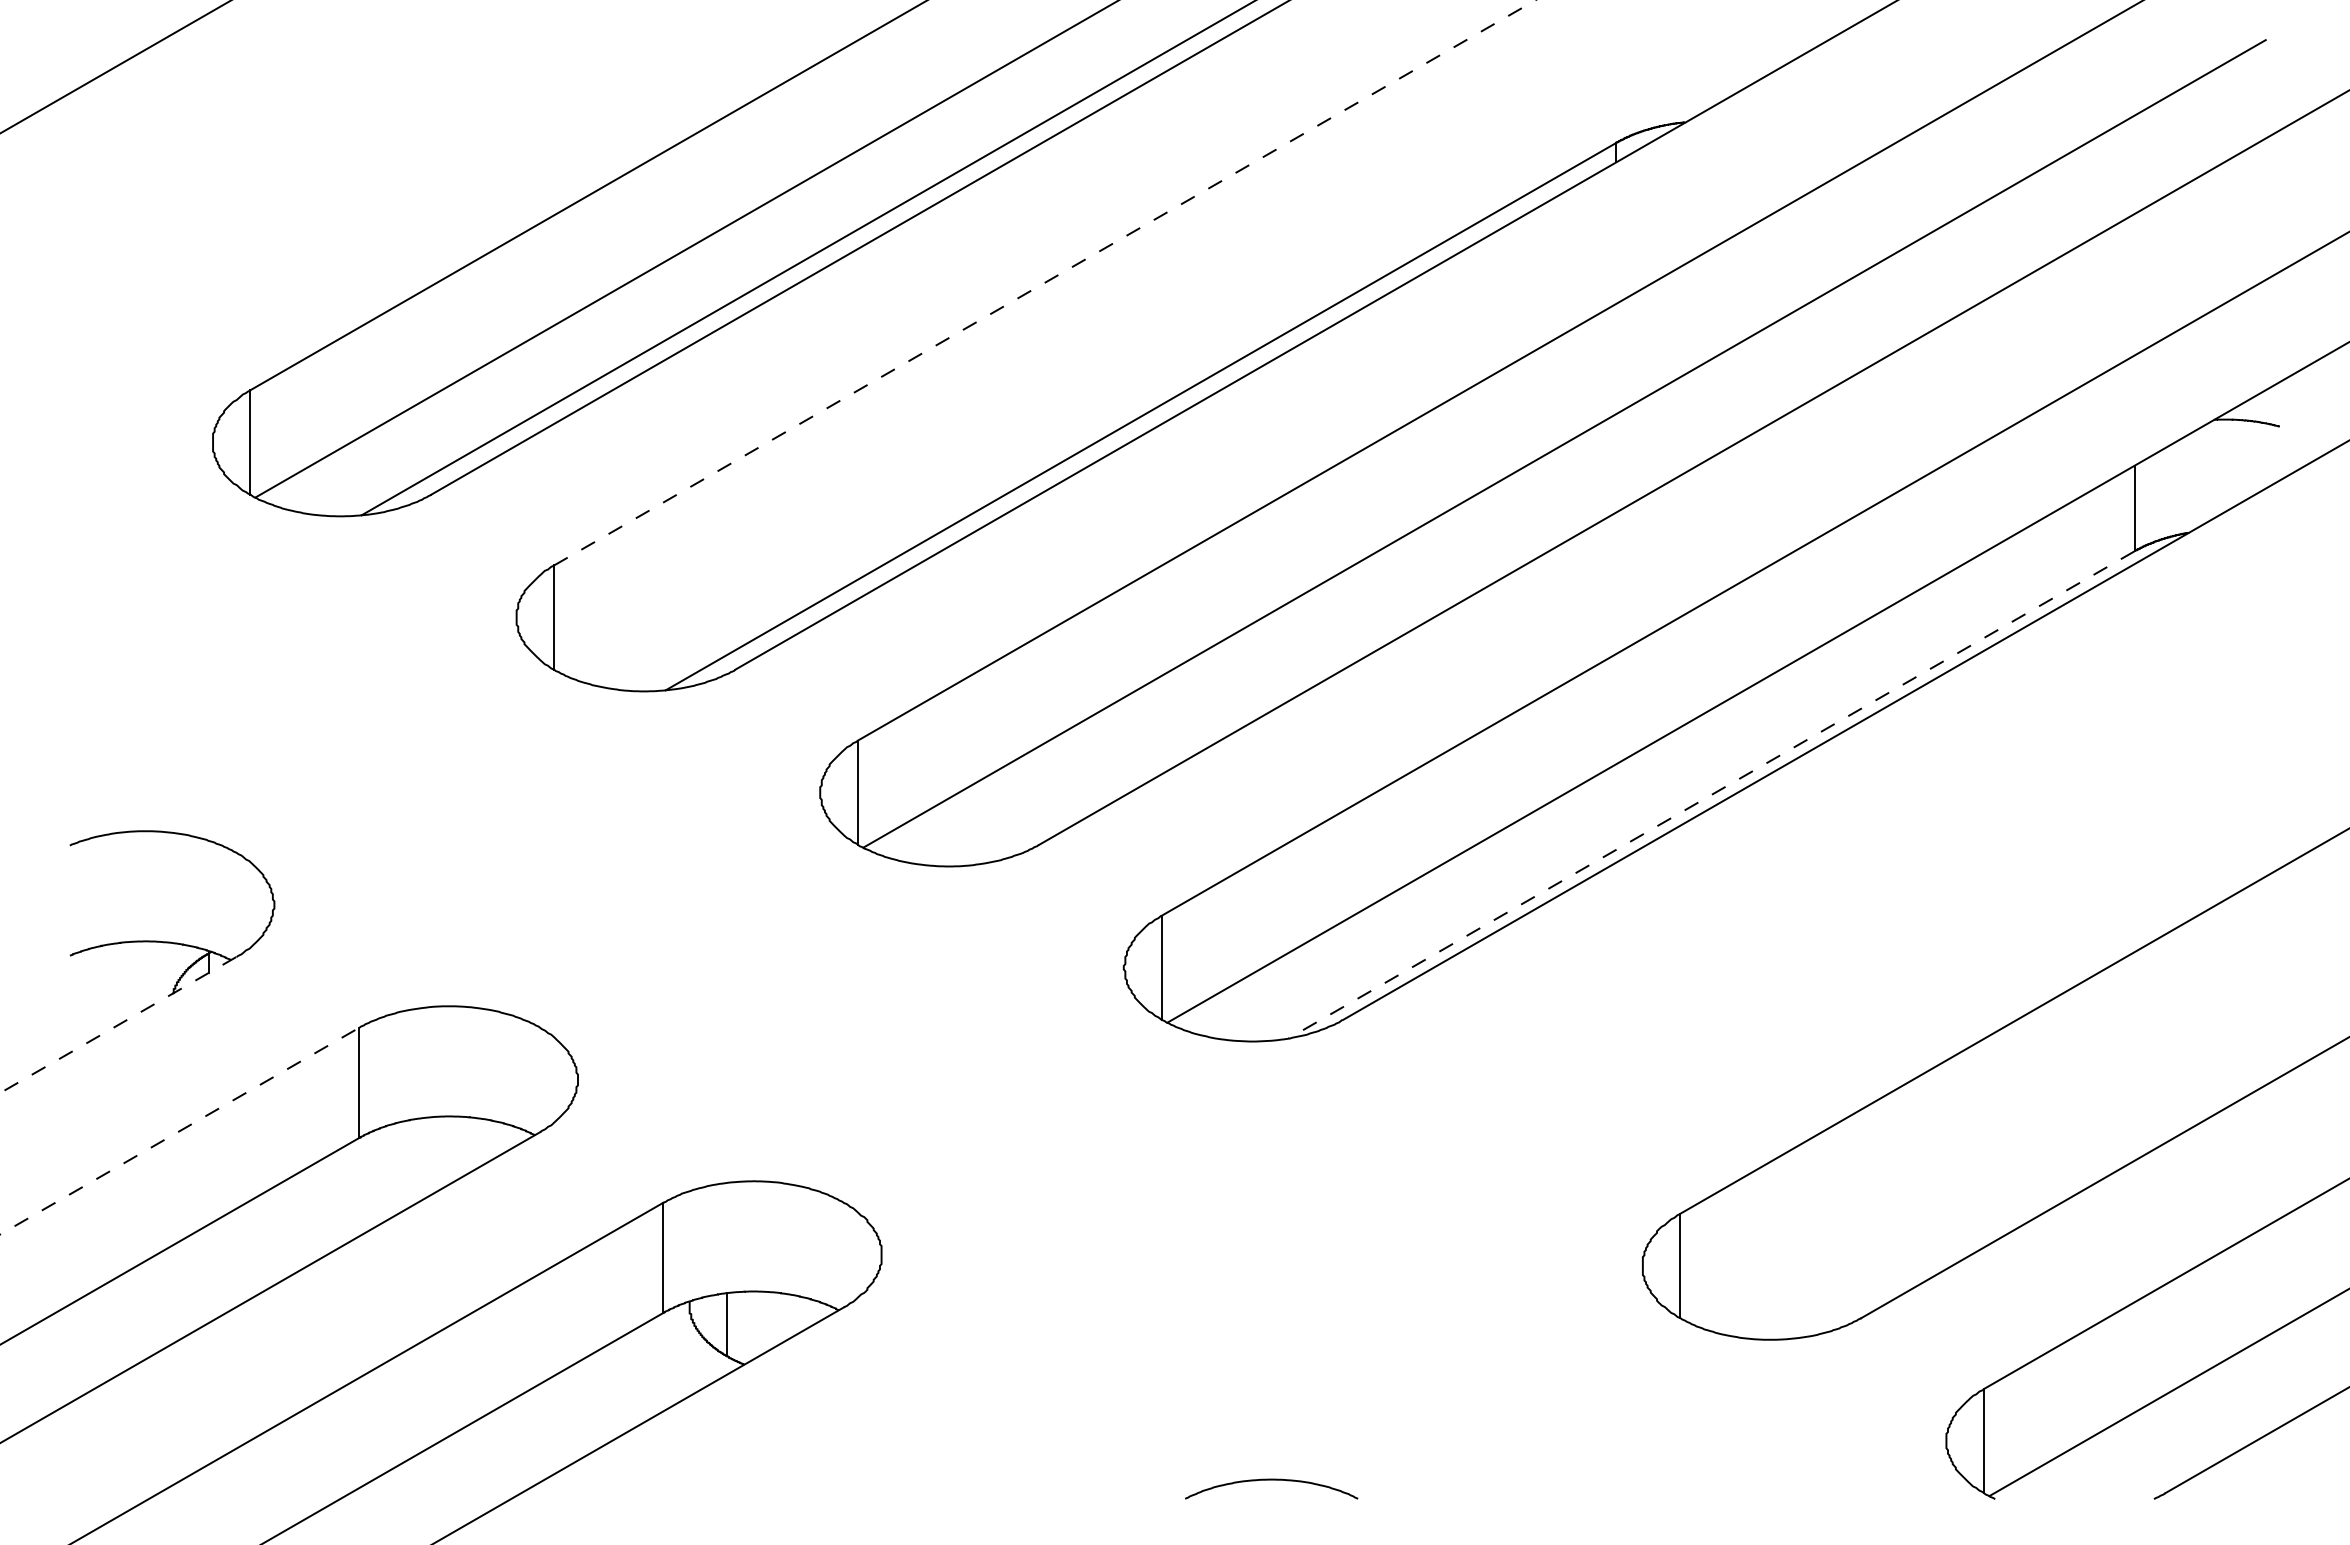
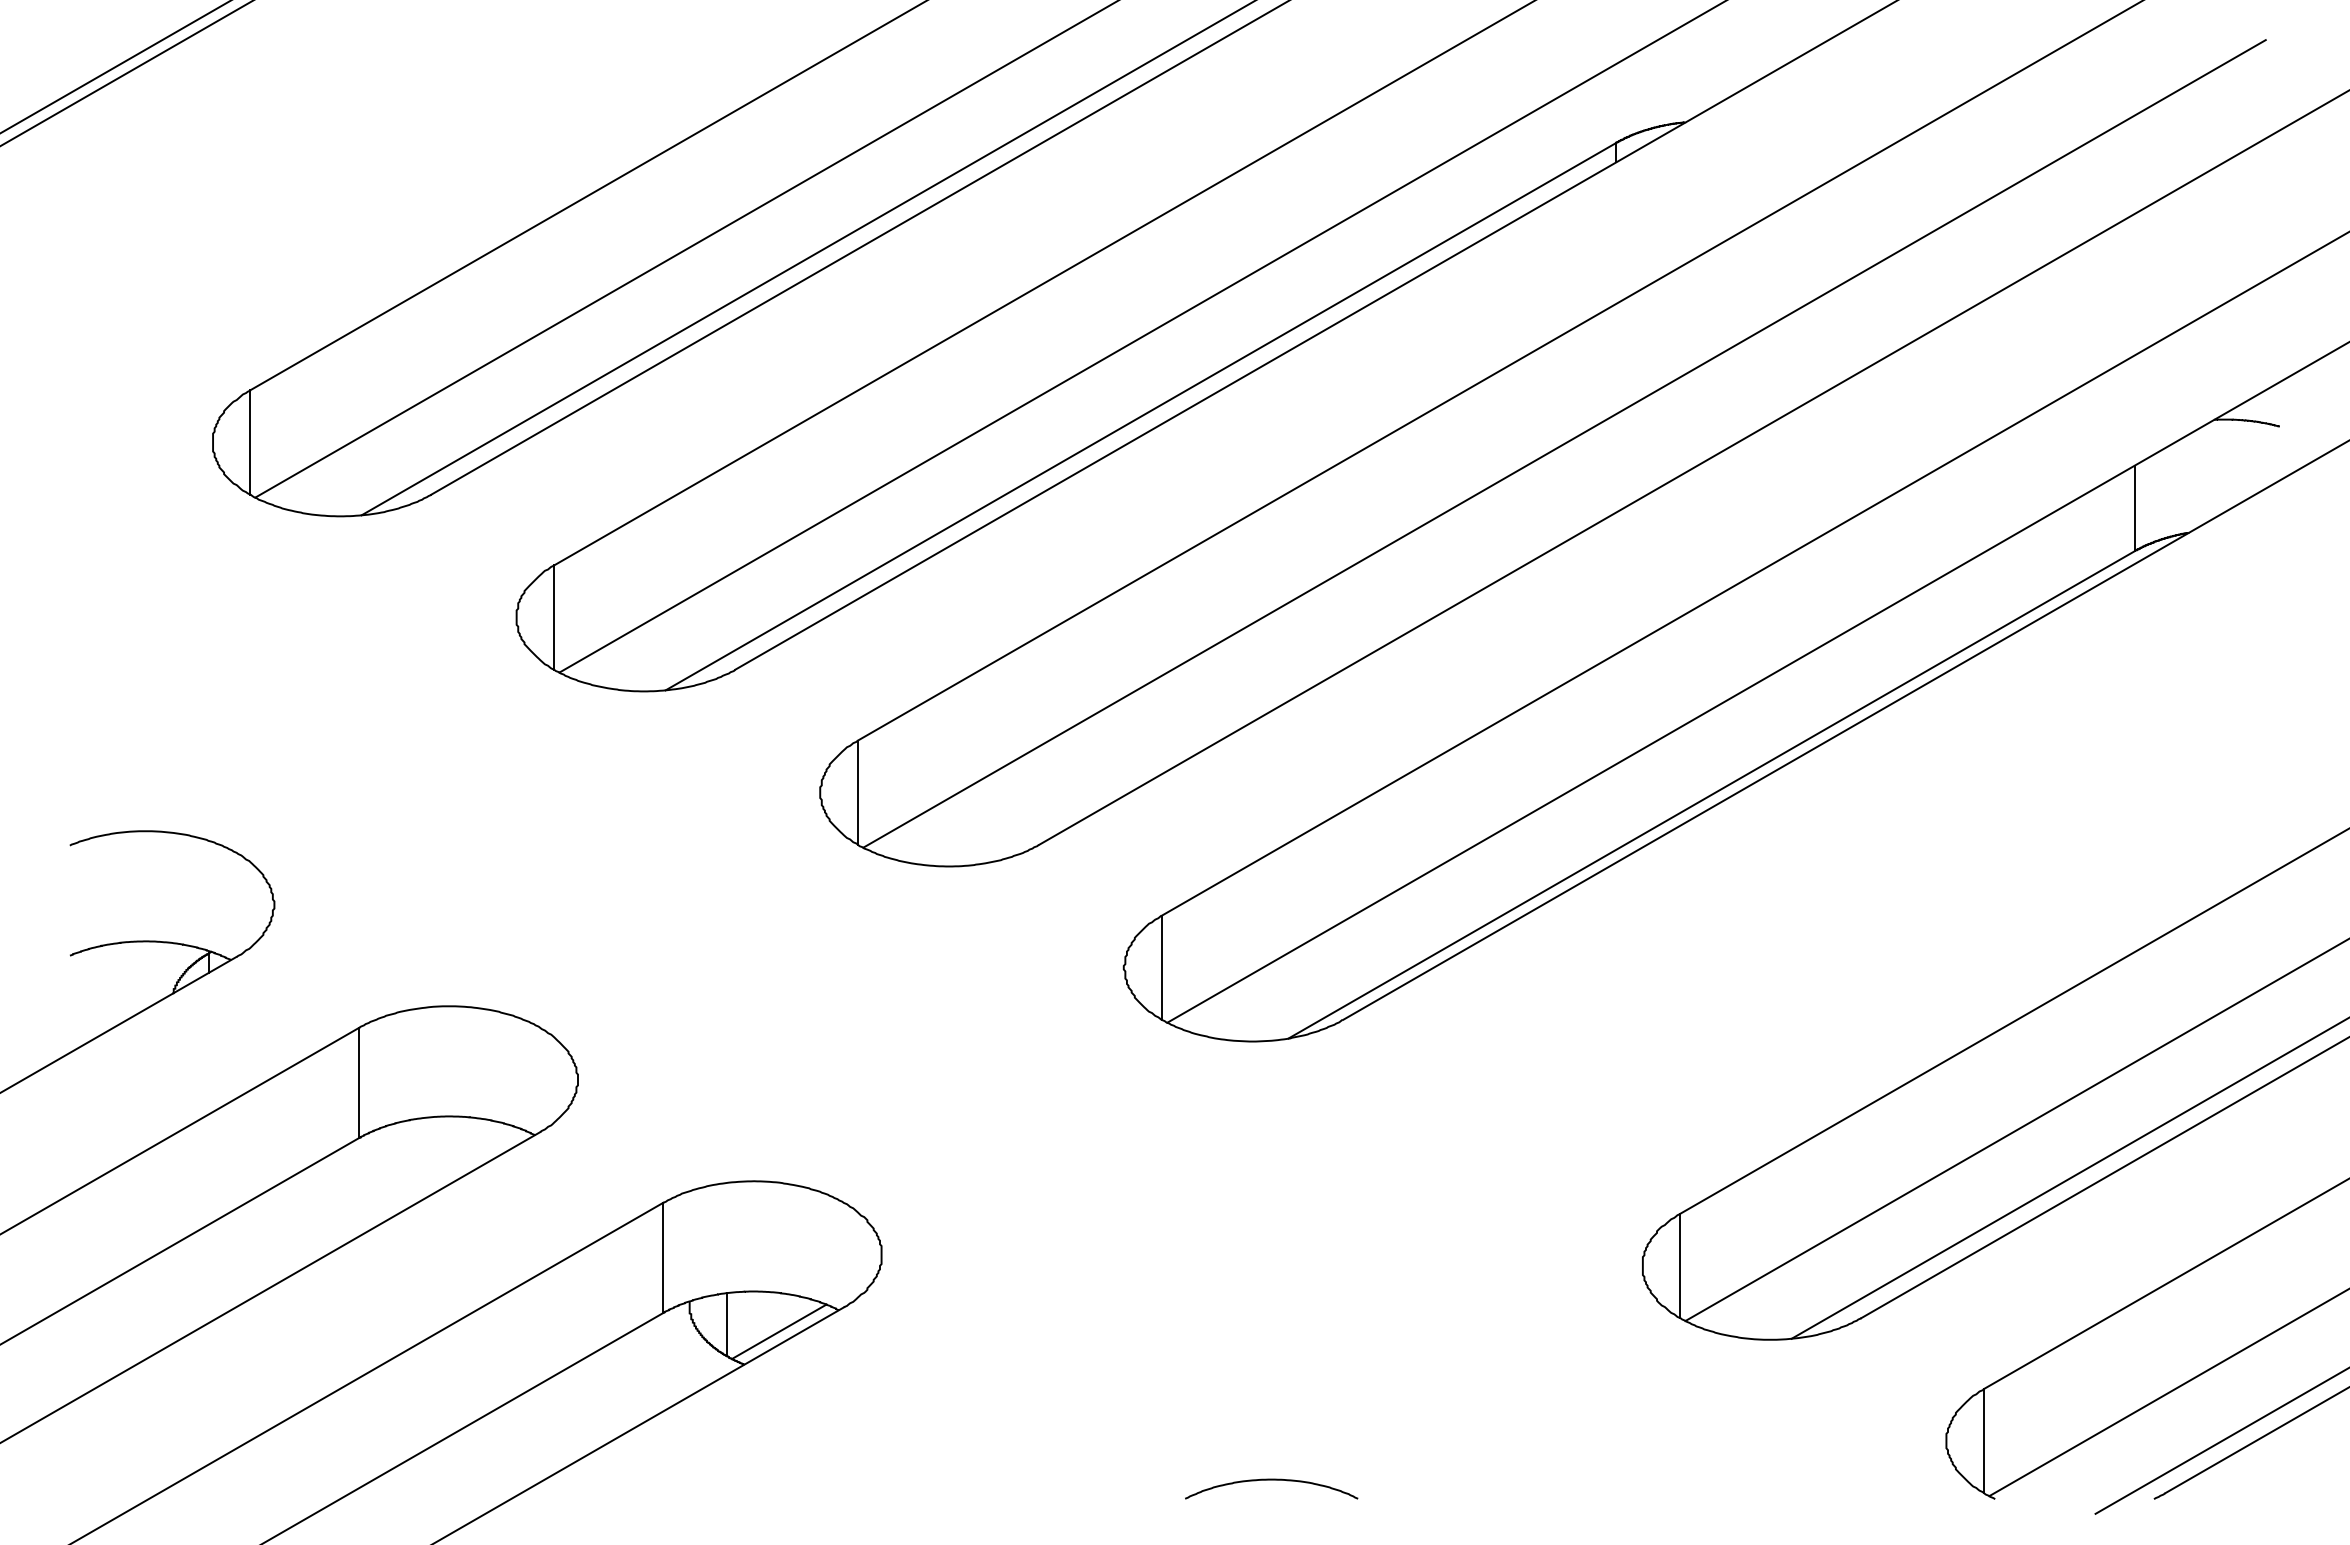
line: none -> present (126, 73)
line: dashed -> solid (1045, 282)
line: none -> present (1141, 337)
line: dashed -> solid (1711, 795)
line: dashed -> solid (118, 1024)
line: none -> present (2015, 1130)
line: dashed -> solid (179, 1131)
line: none -> present (2068, 1178)
line: none -> present (779, 1331)
line: none -> present (2220, 1441)
